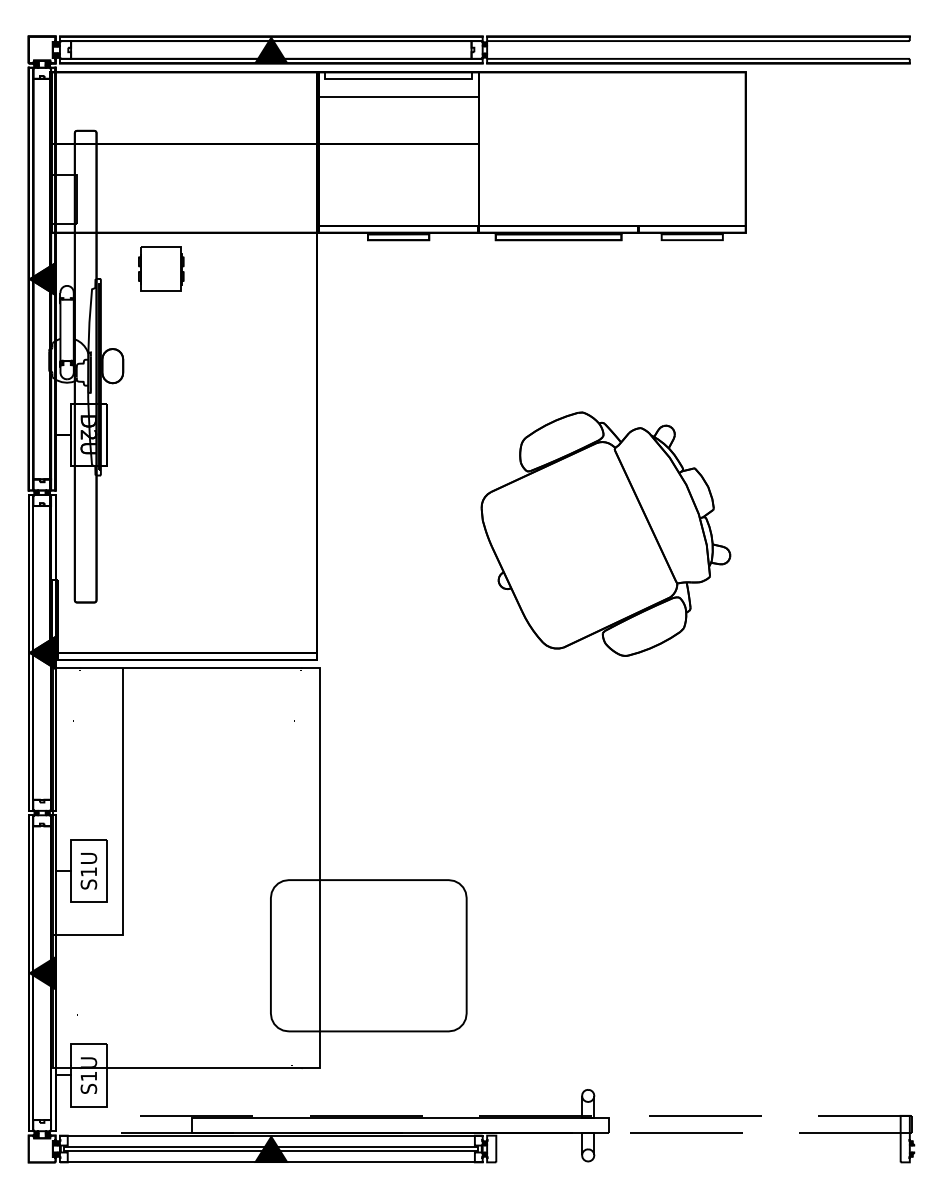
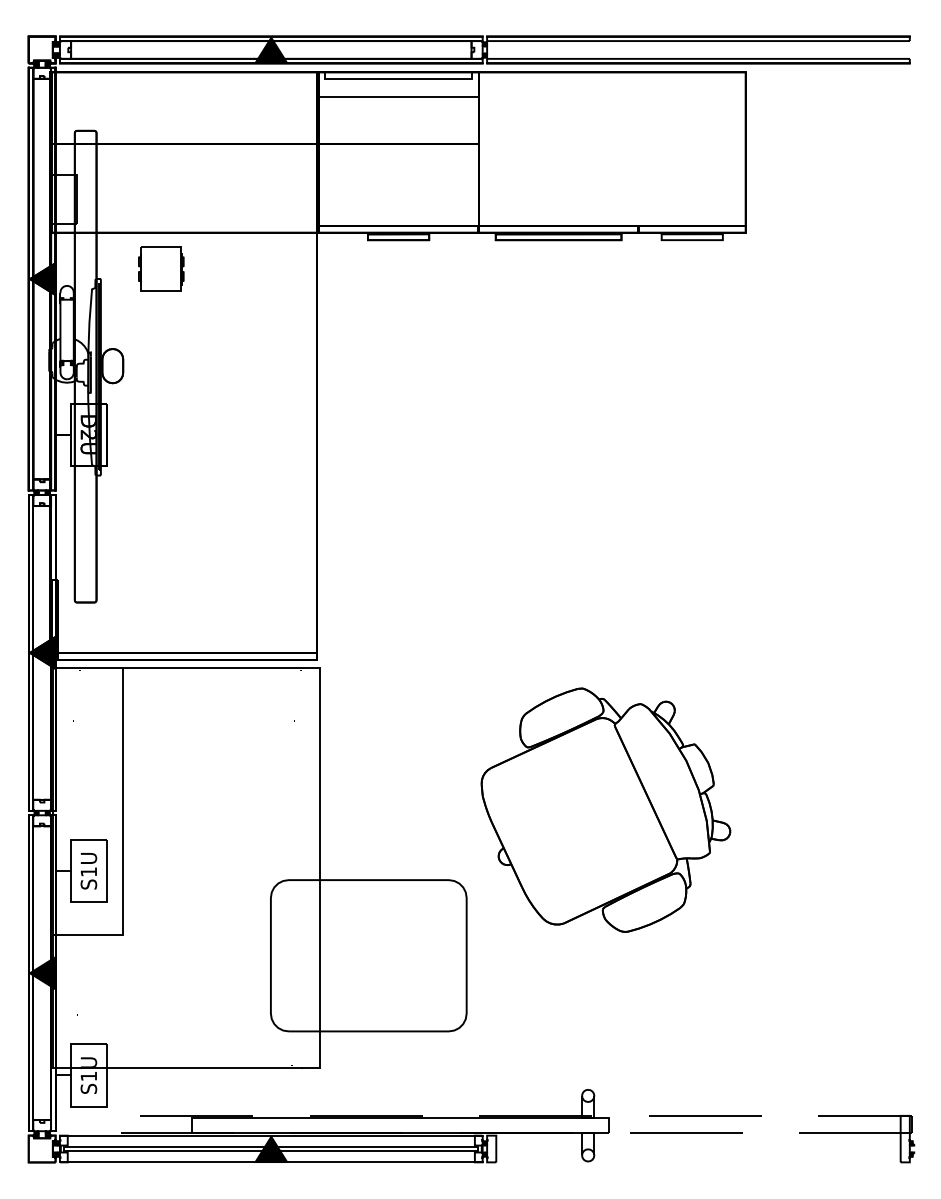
part position: (605, 533) -> (605, 809) (605, 809)
